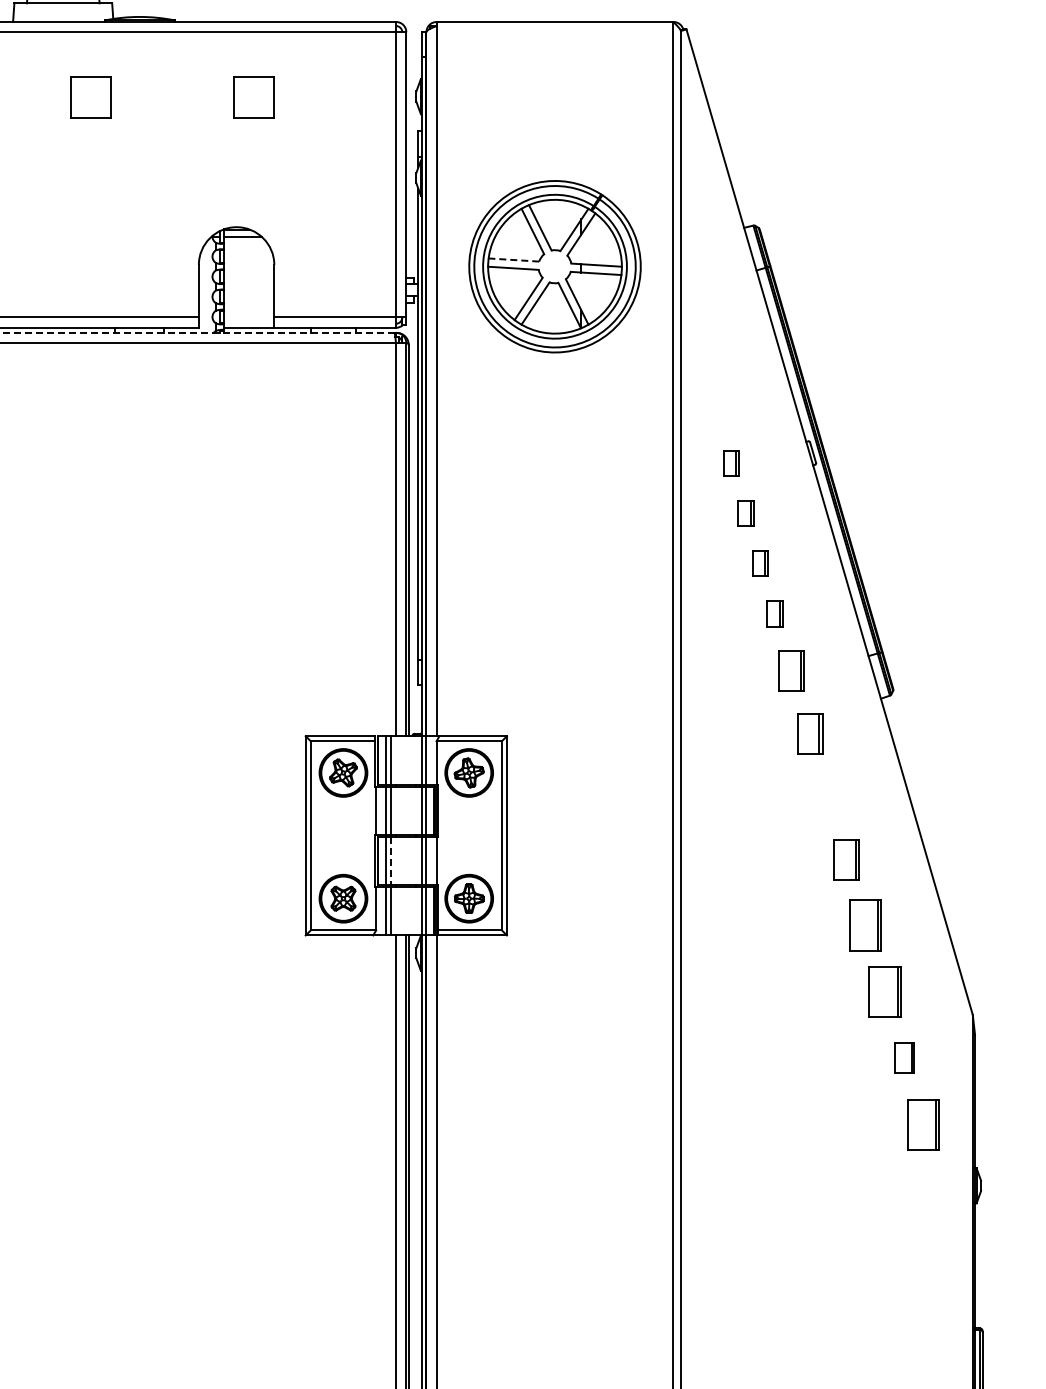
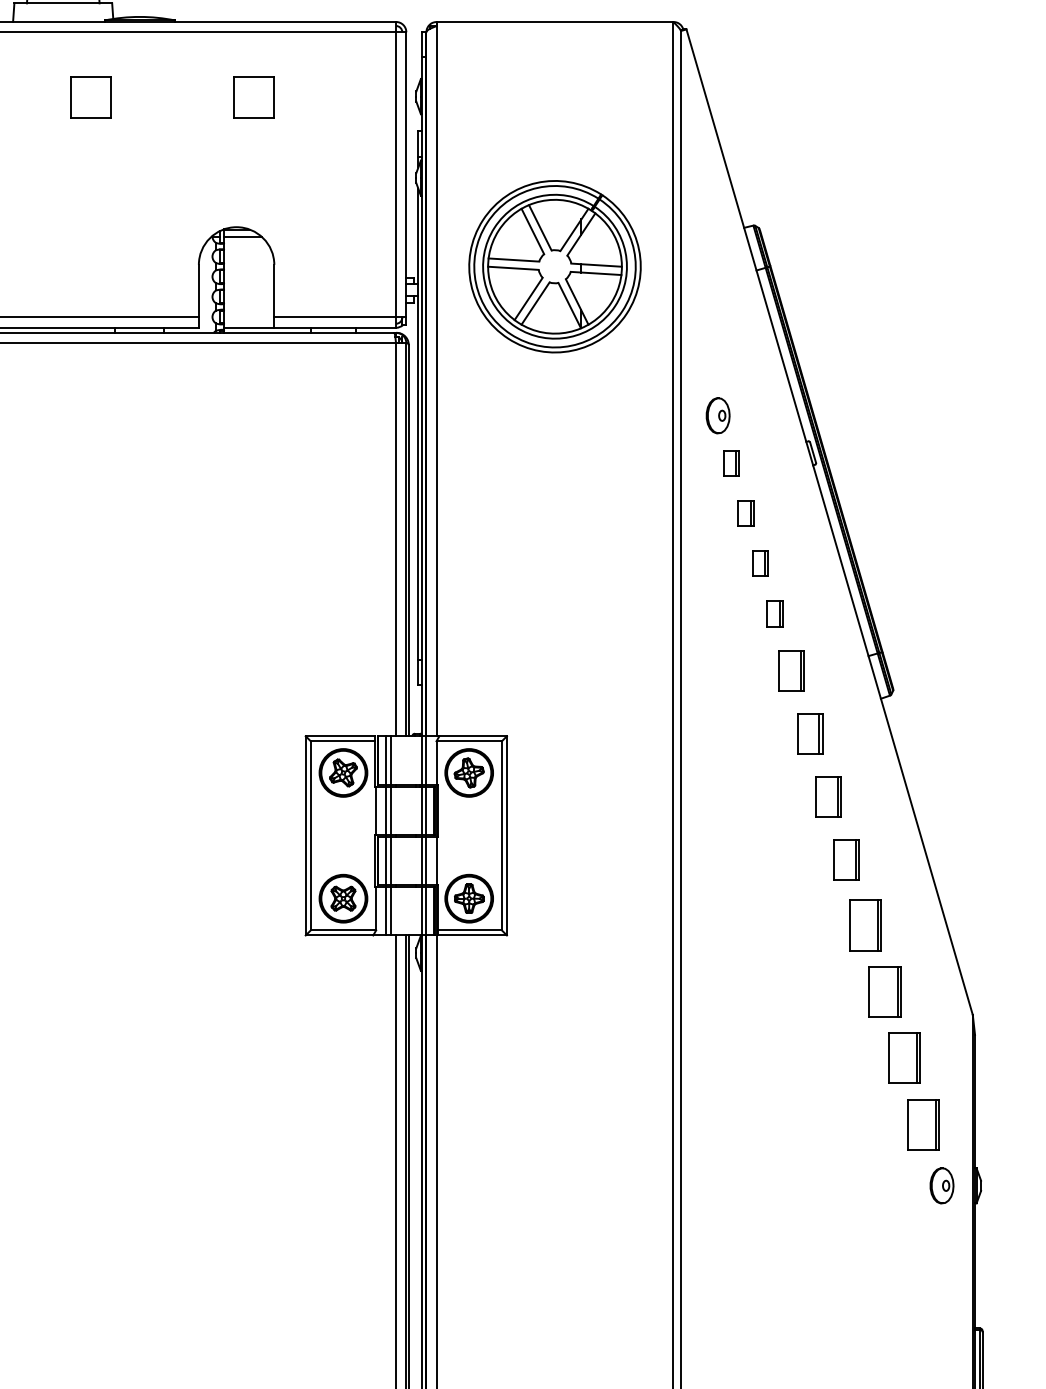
line: dashed -> solid (513, 260)
line: dashed -> solid (197, 332)
part: none -> present (717, 415)
part: none -> present (828, 796)
line: dashed -> solid (390, 861)
part size: 21x32 px -> 33x52 px (904, 1057)
part: none -> present (941, 1185)
